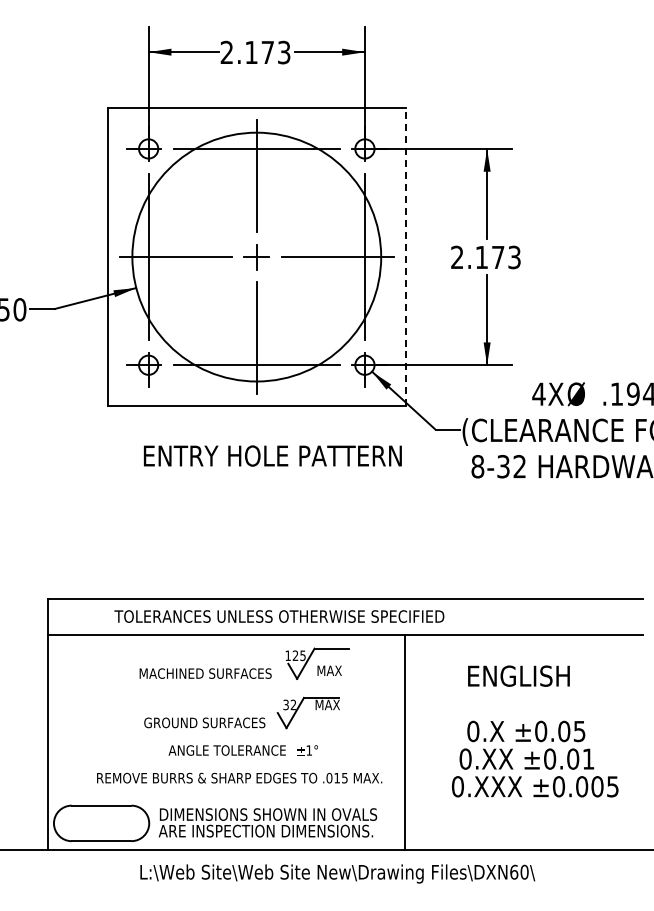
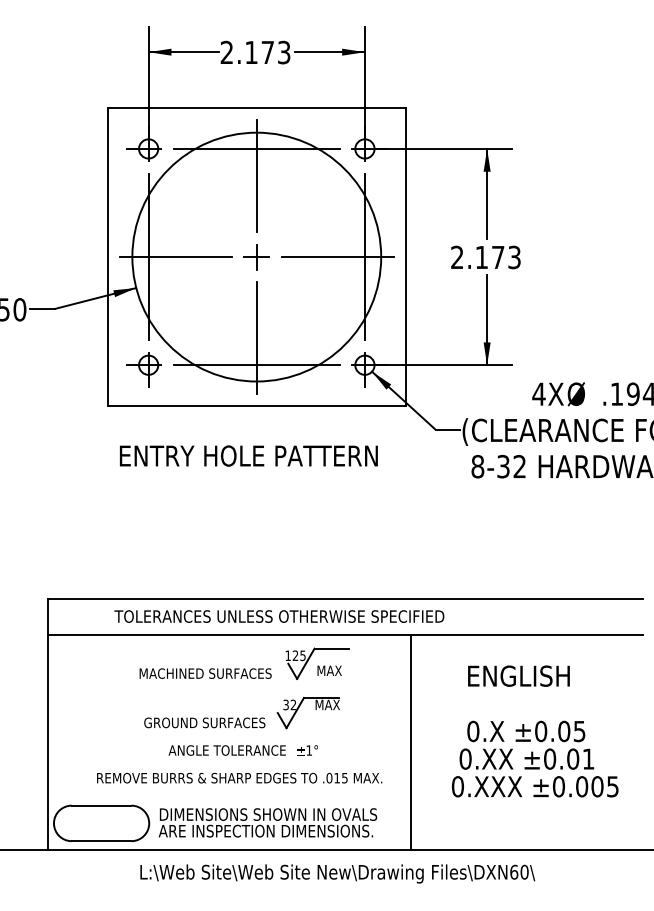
line: dashed -> solid (406, 256)
text position: (272, 455) -> (248, 455) (248, 455)
line position: (404, 742) -> (410, 742) (410, 742)
